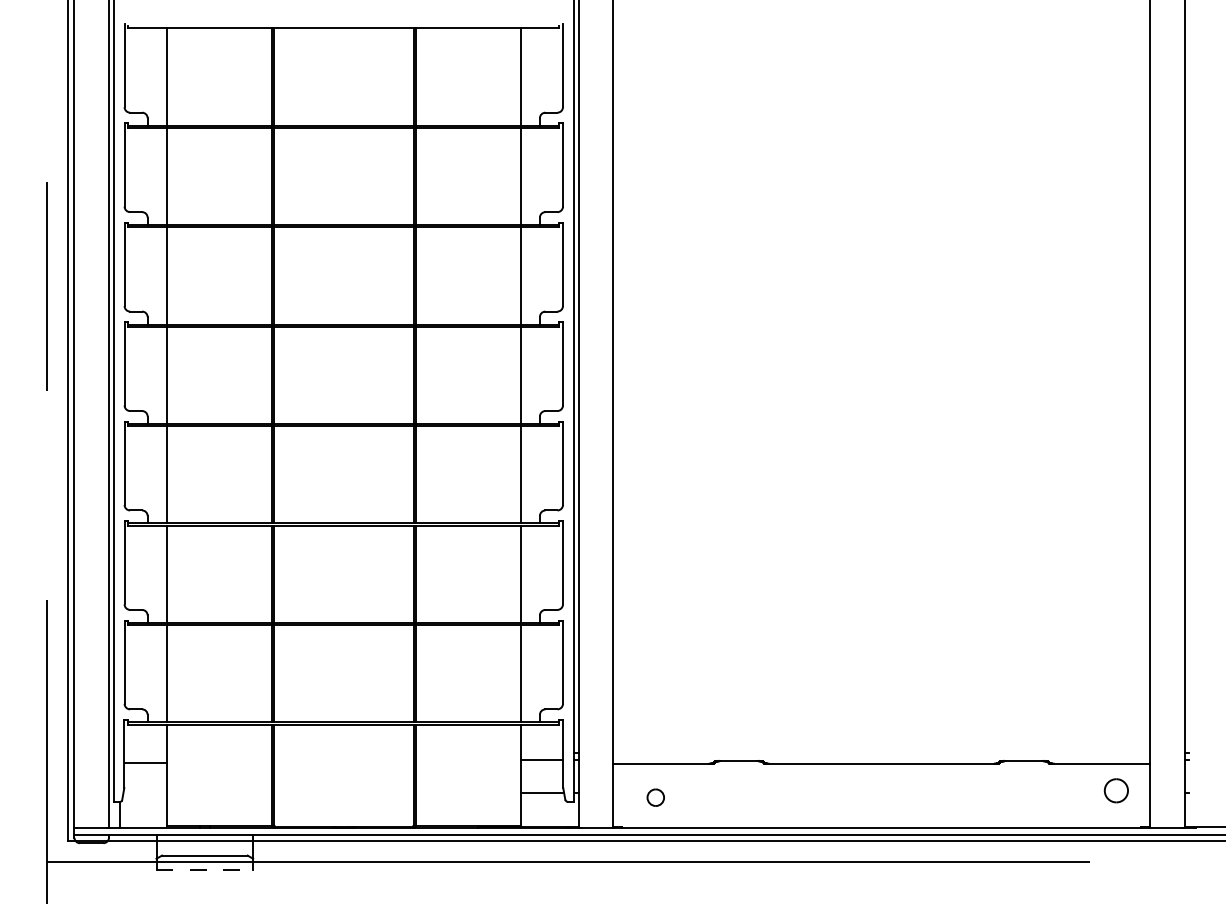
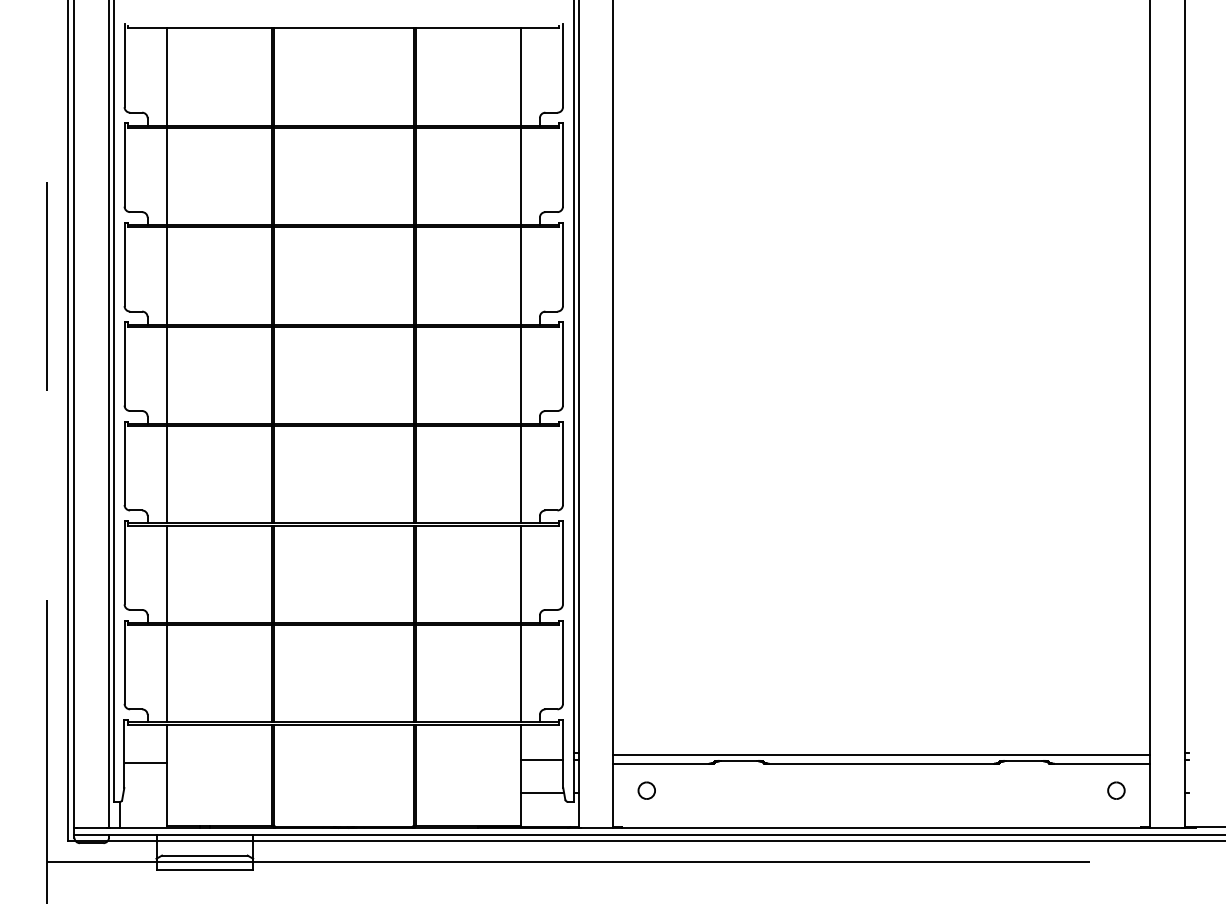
line: none -> present (881, 755)
part size: 26x26 px -> 19x19 px (1116, 790)
part position: (655, 797) -> (646, 790) (646, 790)
line: dashed -> solid (205, 870)
